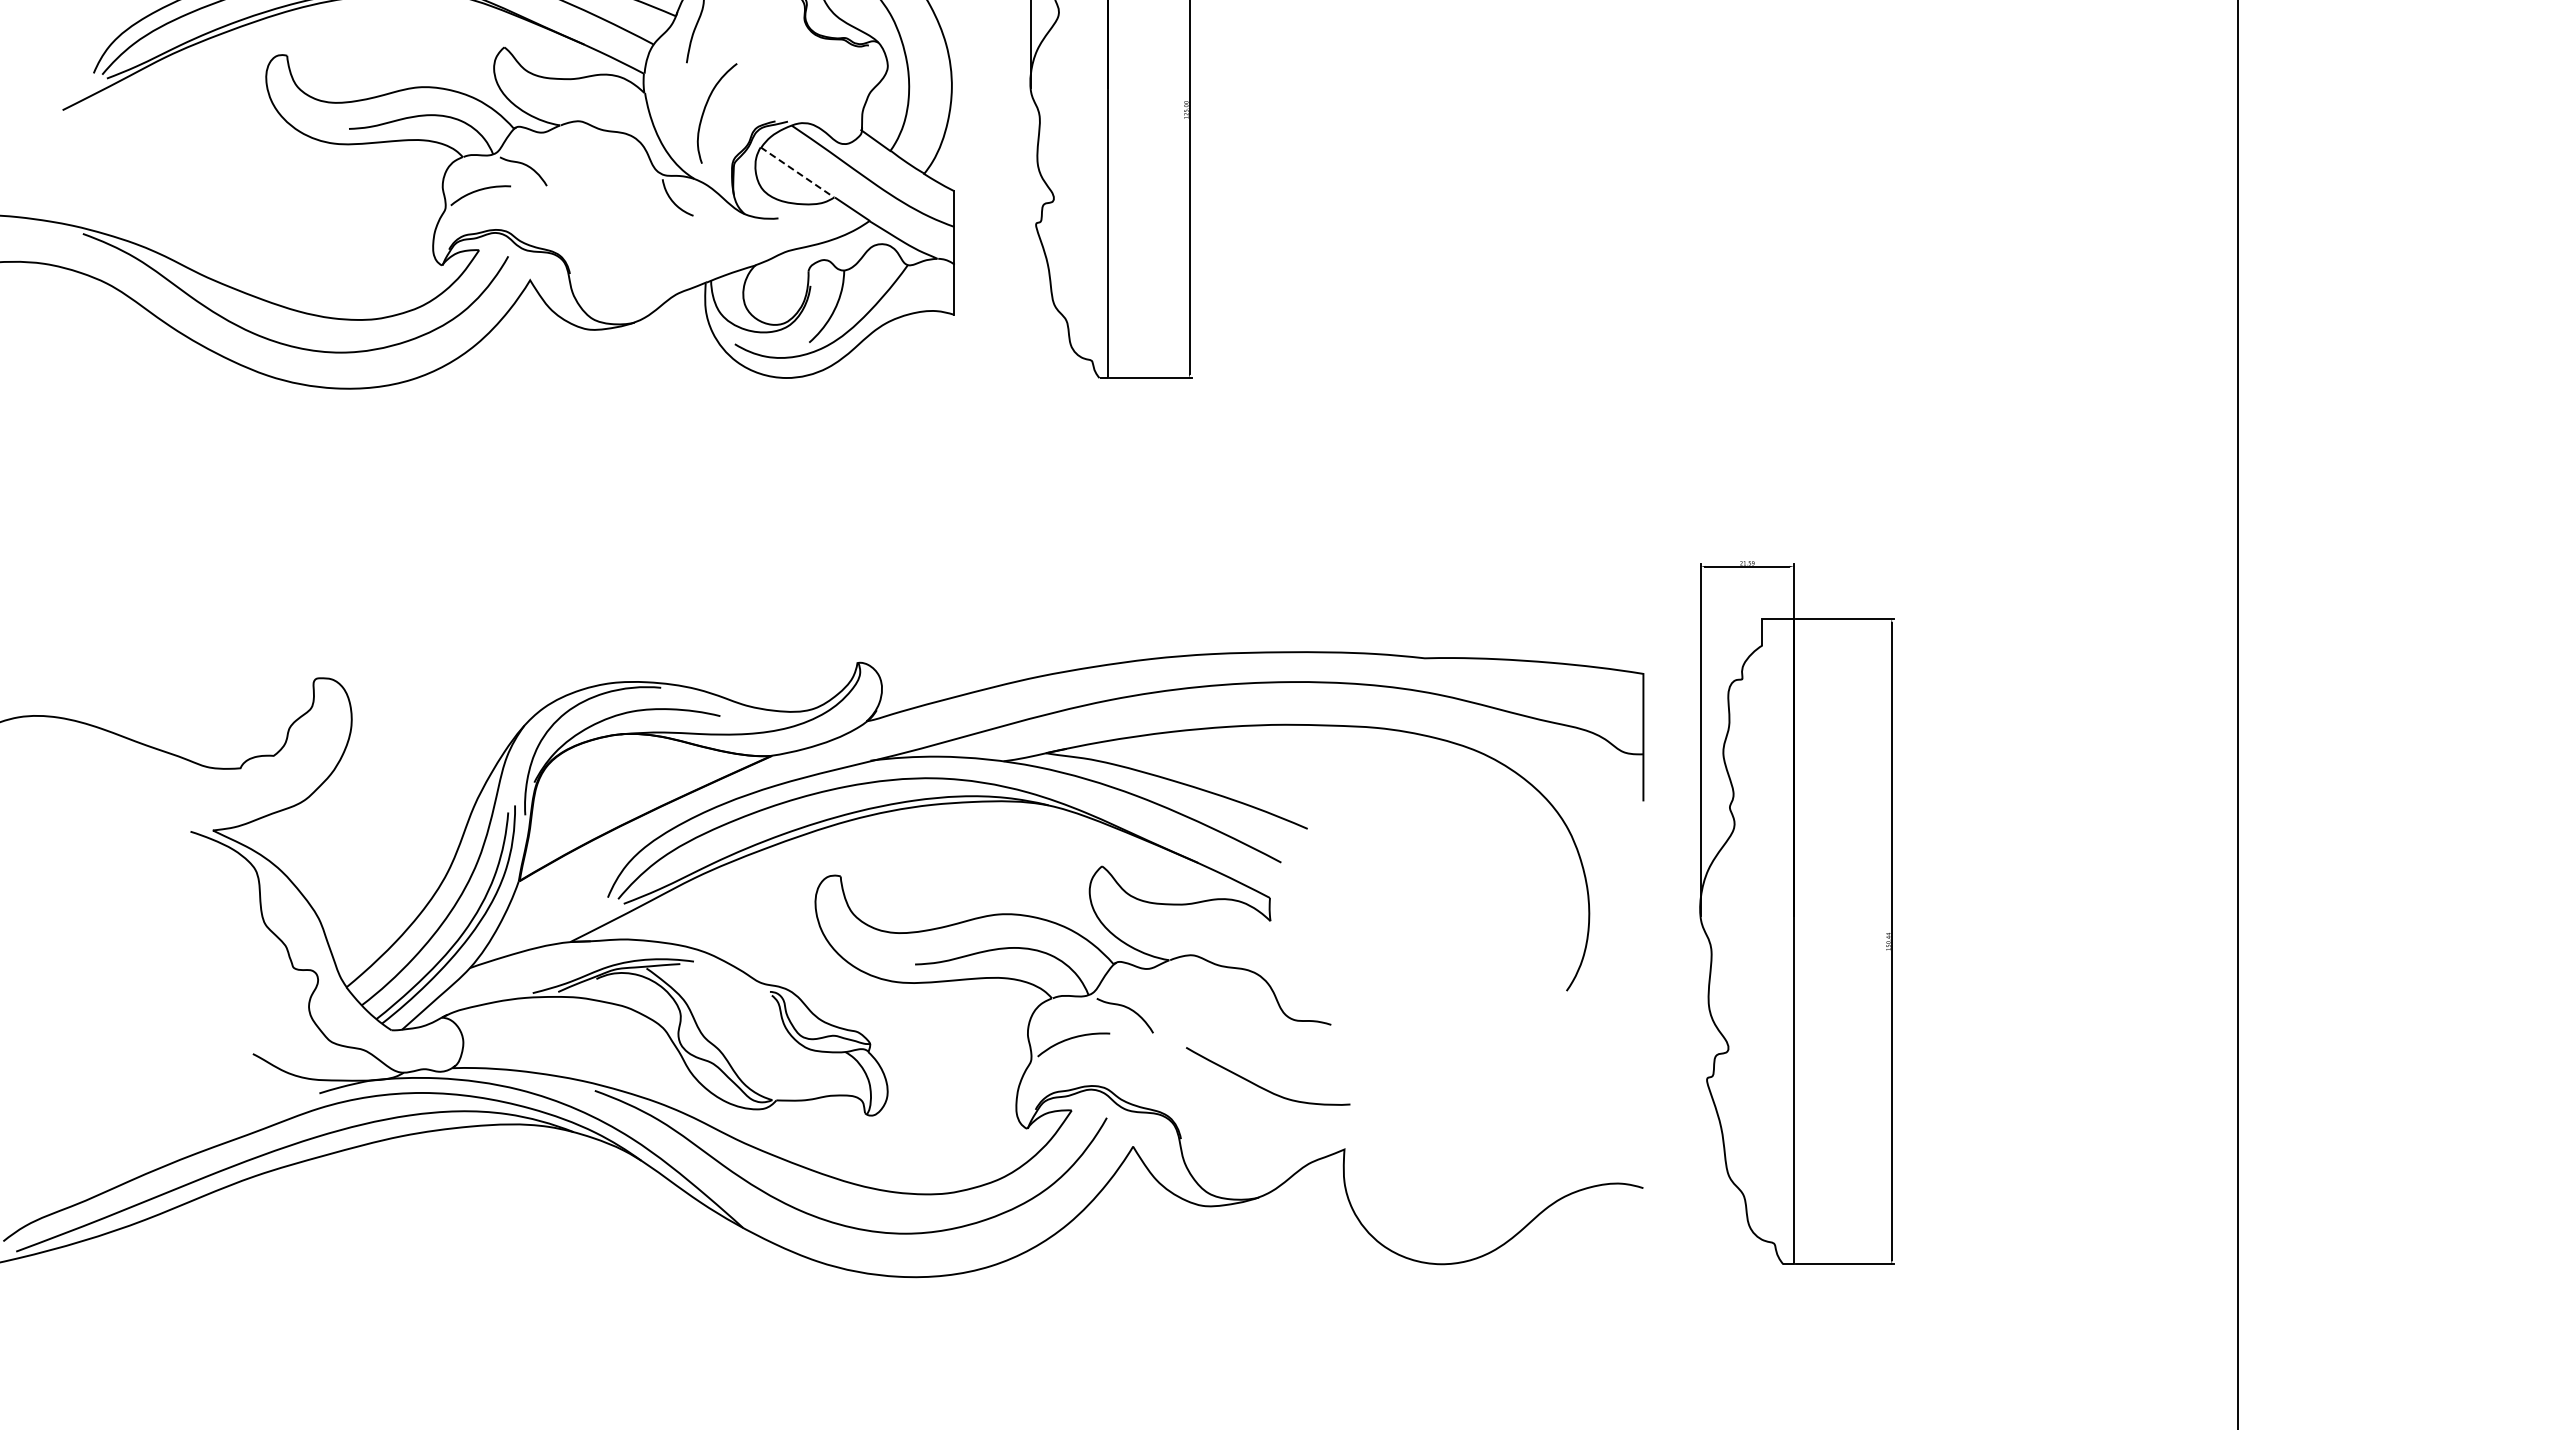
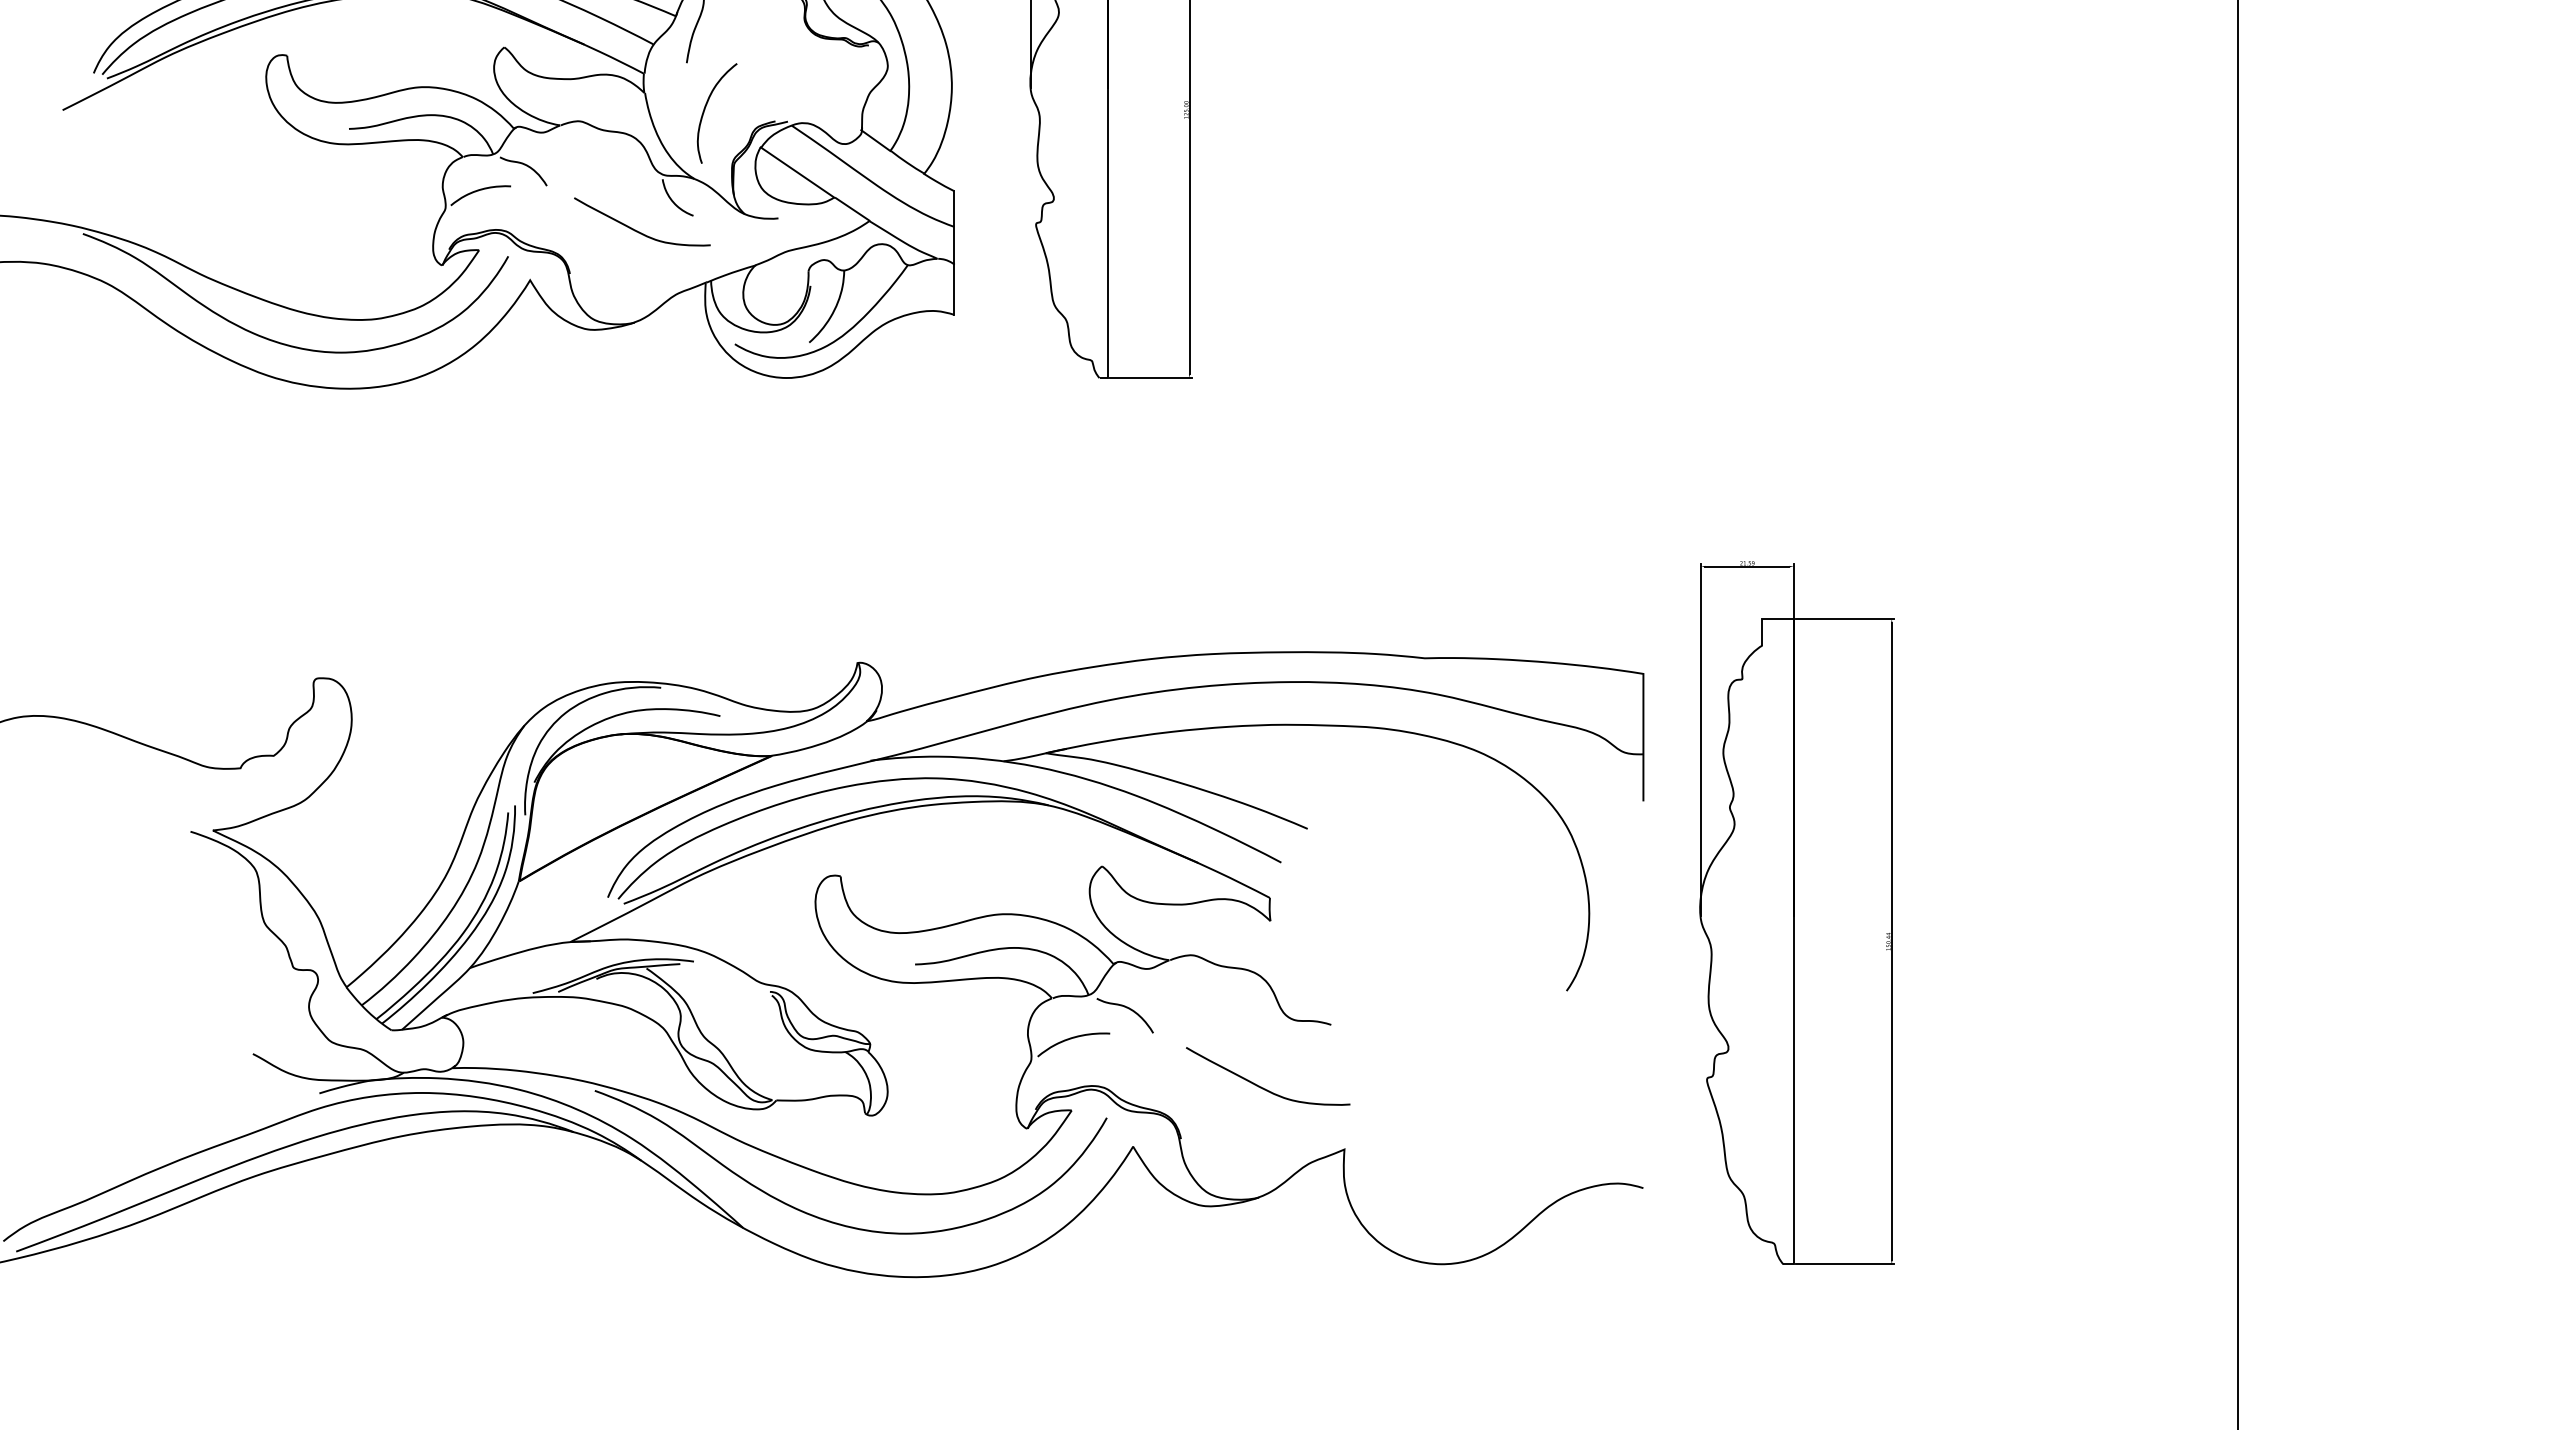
line: dashed -> solid (797, 172)
curve: none -> present (637, 230)
